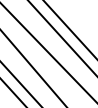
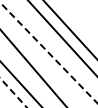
line: solid -> dashed (49, 53)
line: solid -> dashed (14, 93)
